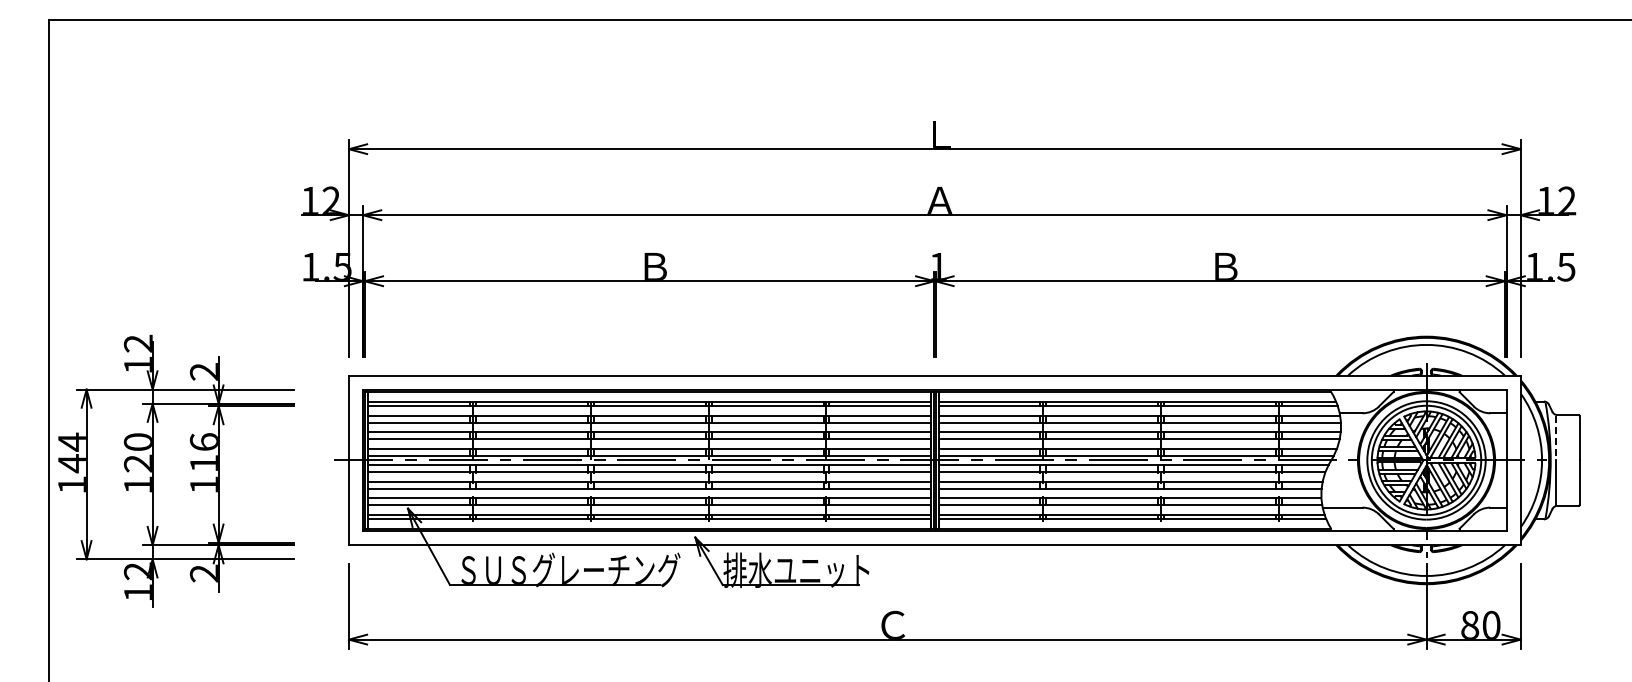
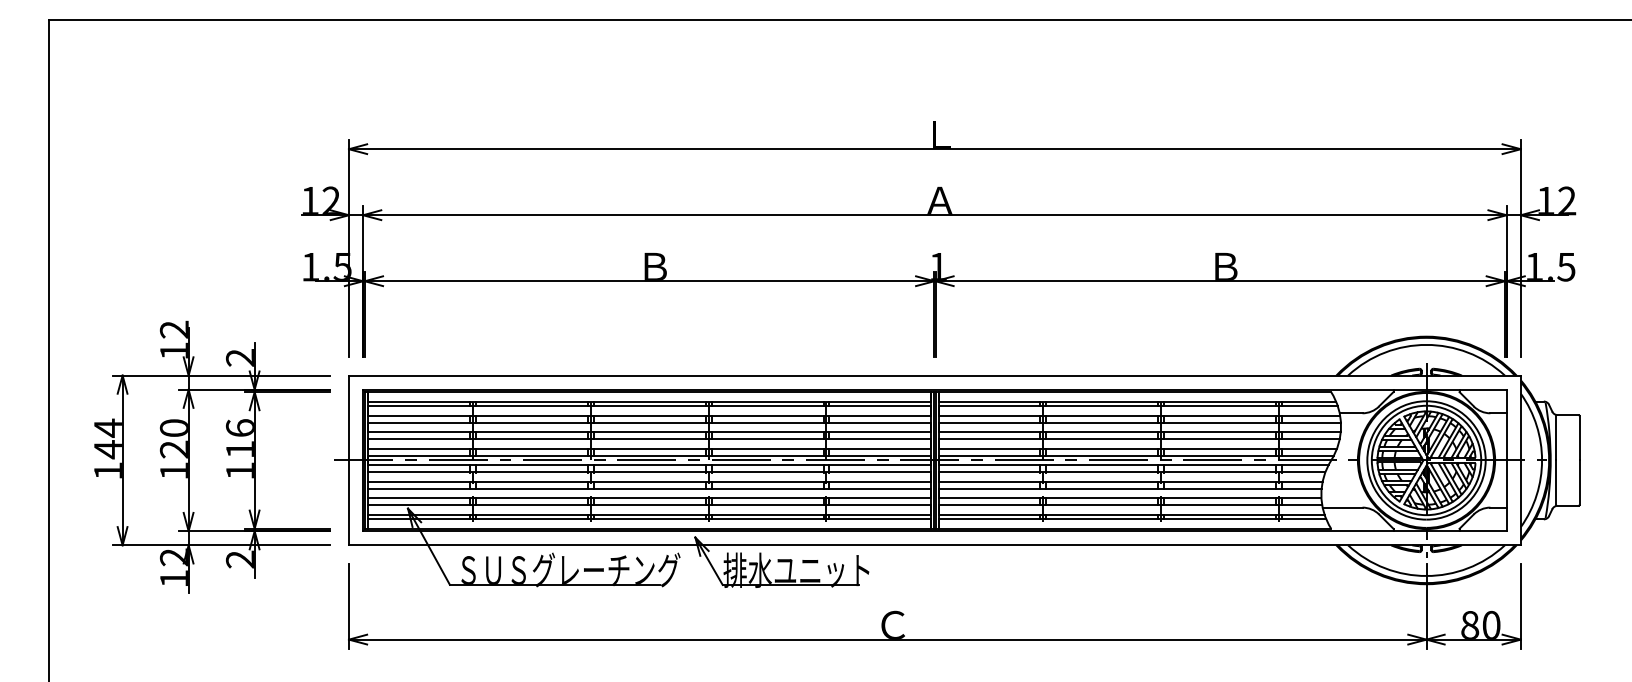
line: dashed -> solid (1556, 438)
part position: (176, 470) -> (212, 456) (212, 456)
